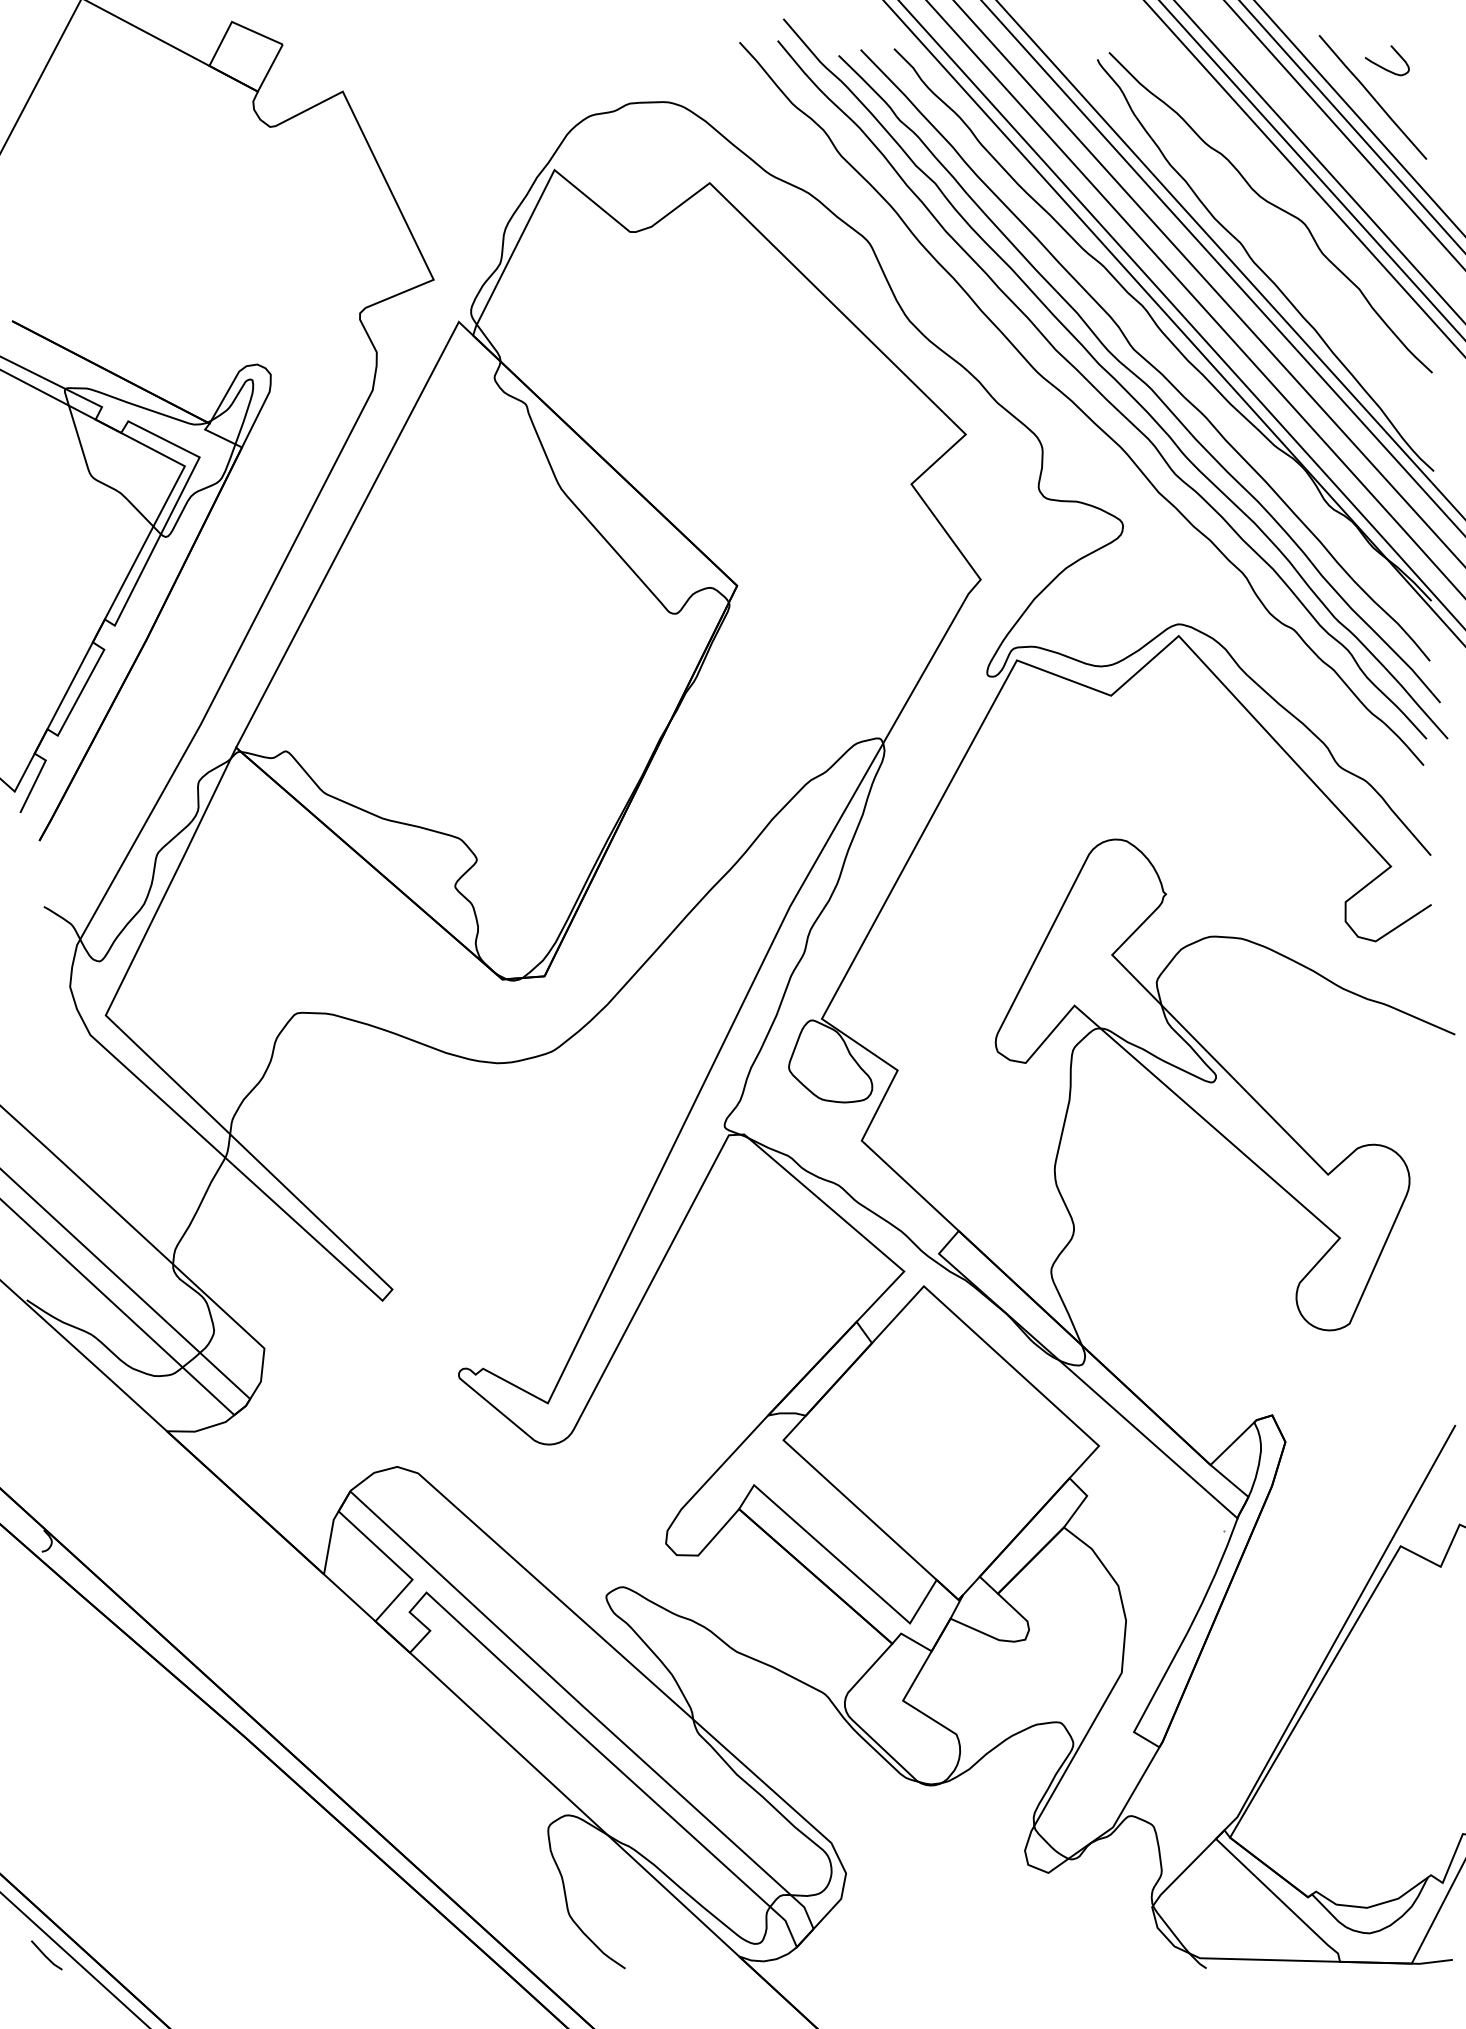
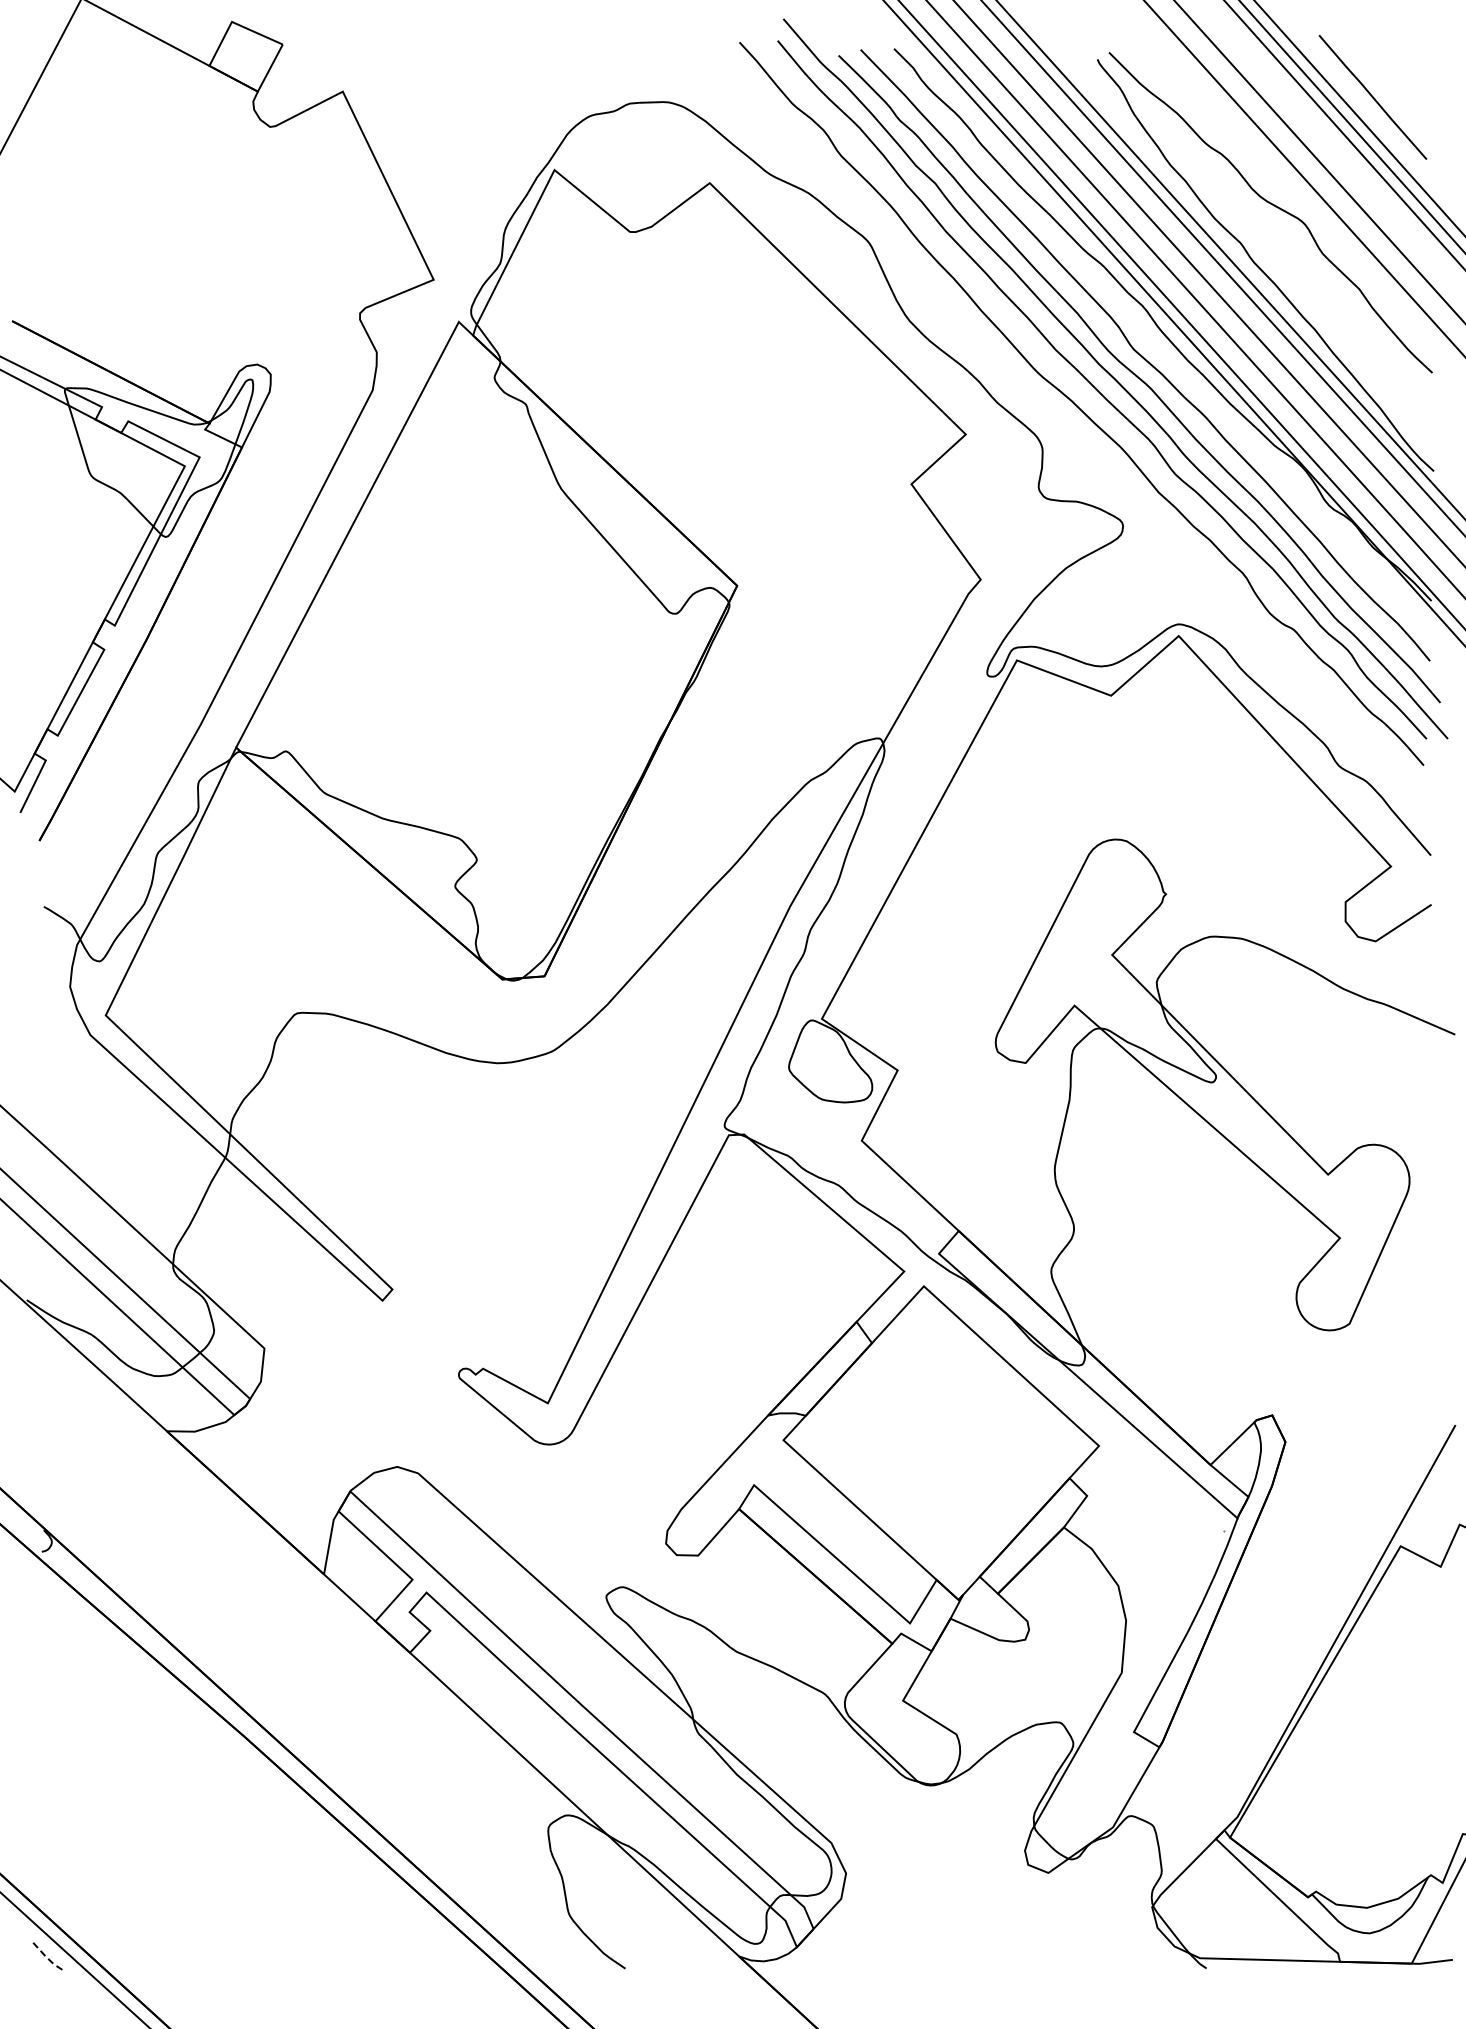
curve: present -> none (1382, 66)
line: present -> none (1311, 169)
line: solid -> dashed (45, 1956)
